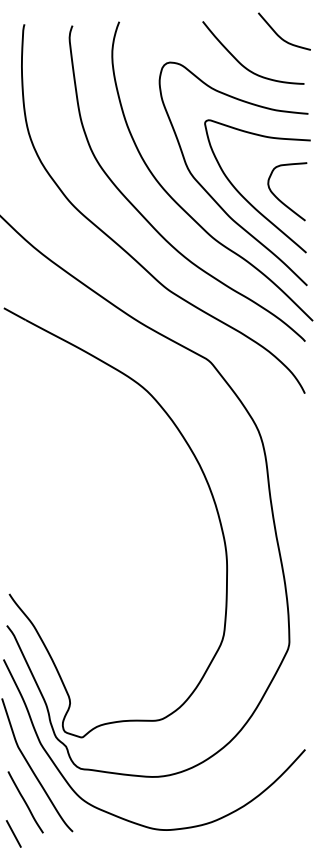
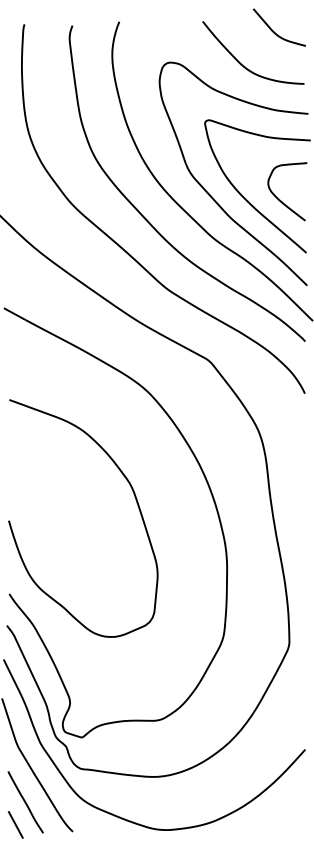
curve position: (279, 35) -> (274, 31) (274, 31)
curve: none -> present (135, 500)
line position: (13, 833) -> (15, 824) (15, 824)
